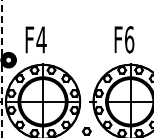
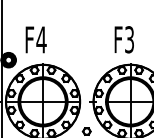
line: dashed -> solid (1, 28)
text: F6 -> F3 (129, 39)
line: dashed -> solid (1, 101)
